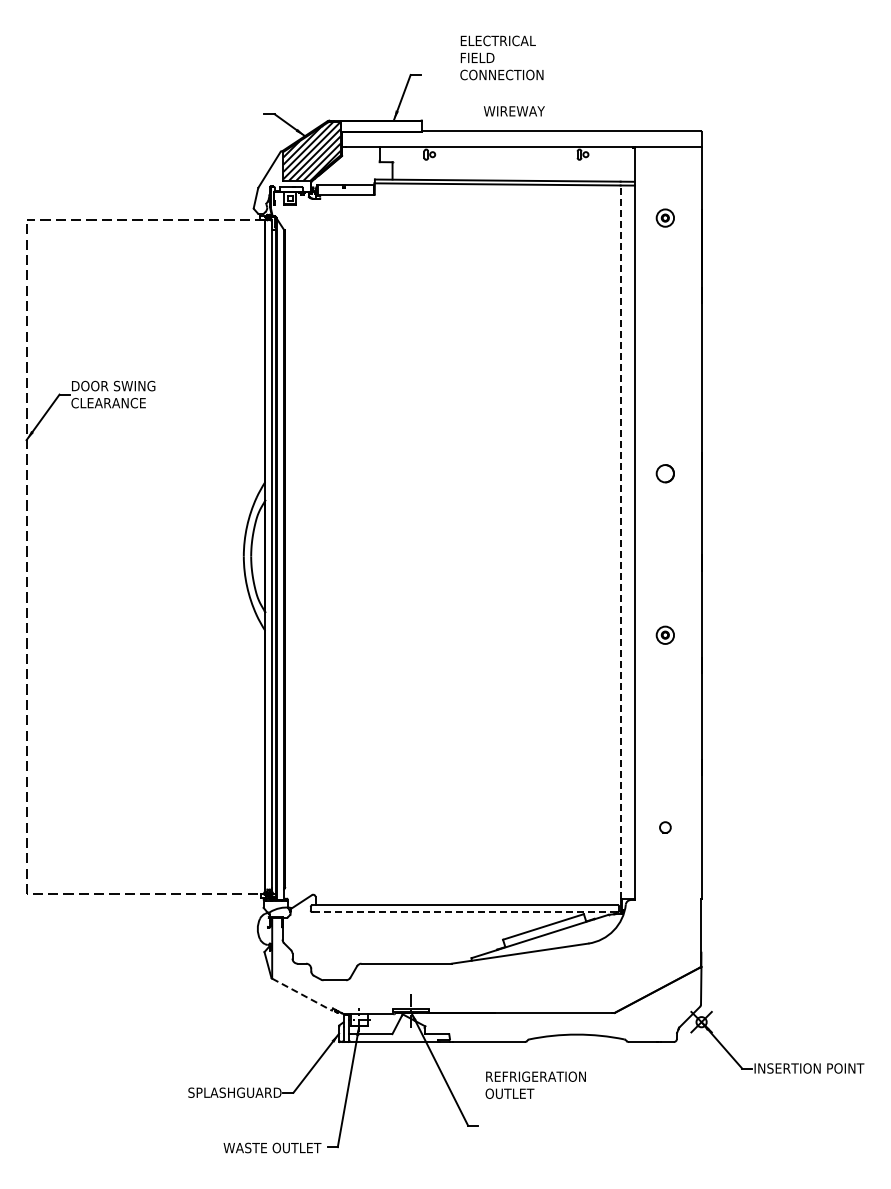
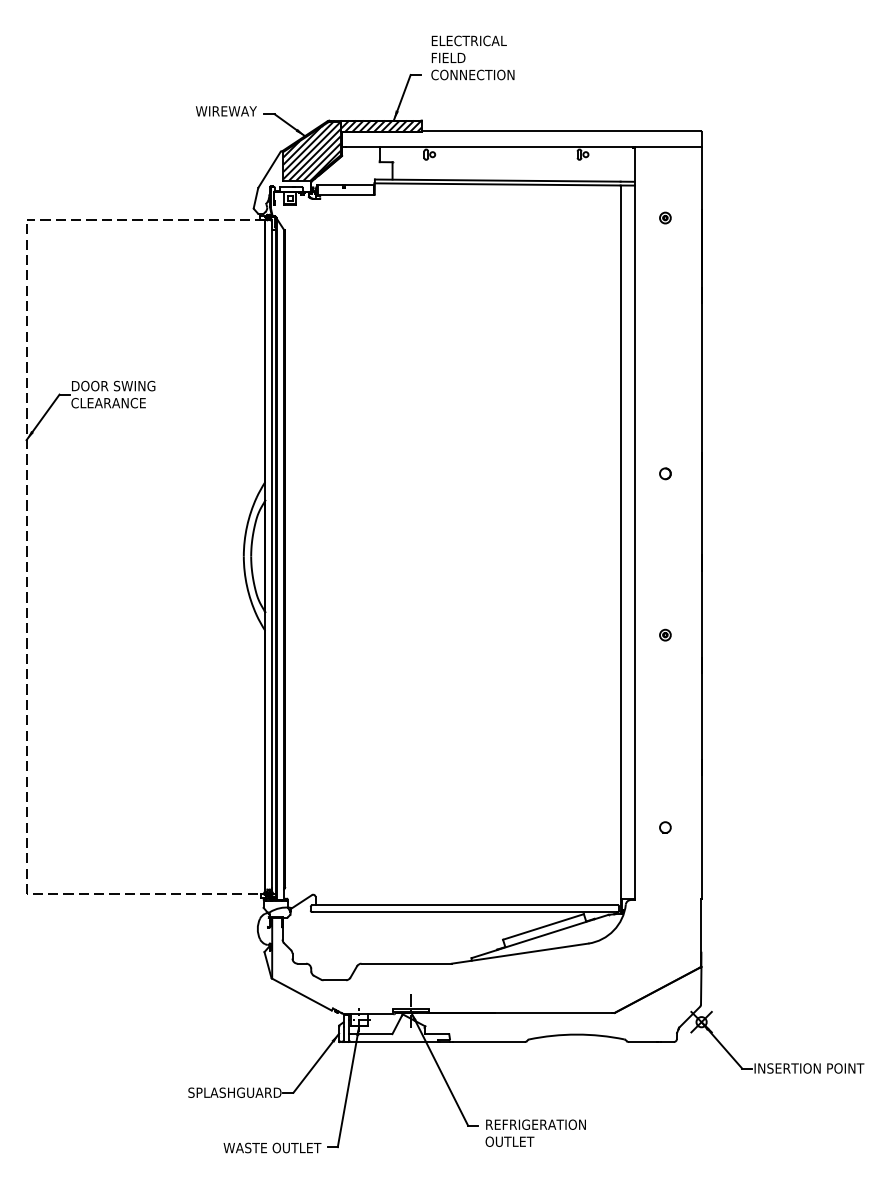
text position: (501, 57) -> (472, 57) (472, 57)
text position: (514, 111) -> (226, 111) (226, 111)
hatch: none -> present (380, 125)
part size: 20x20 px -> 13x14 px (665, 217)
part size: 20x20 px -> 13x14 px (665, 473)
line: dashed -> solid (621, 542)
part size: 20x20 px -> 13x14 px (665, 634)
line: dashed -> solid (465, 912)
line: dashed -> solid (301, 994)
text position: (535, 1084) -> (535, 1132) (535, 1132)
